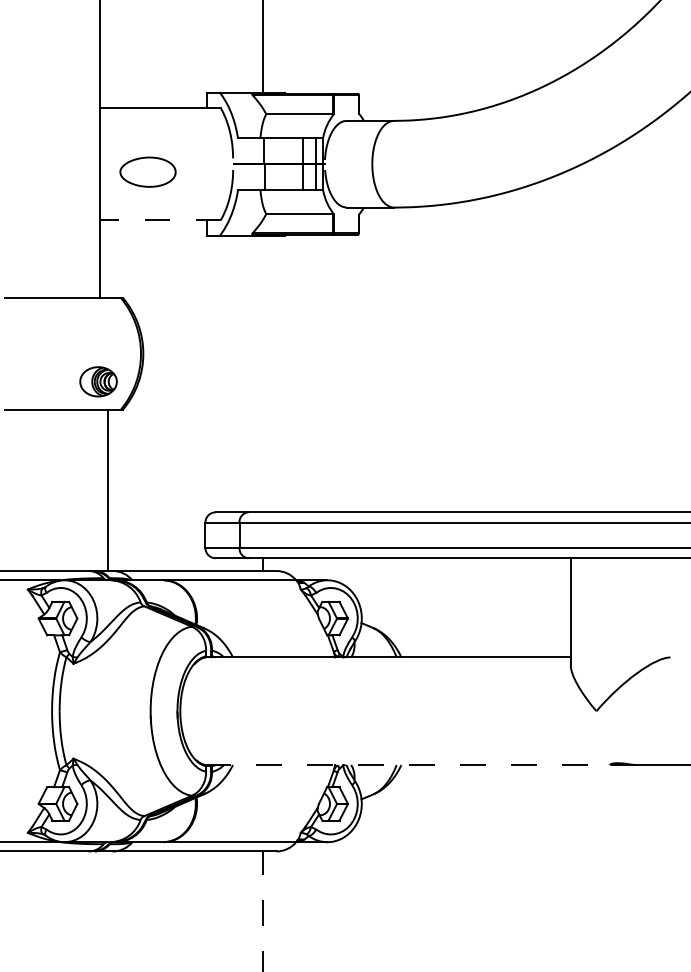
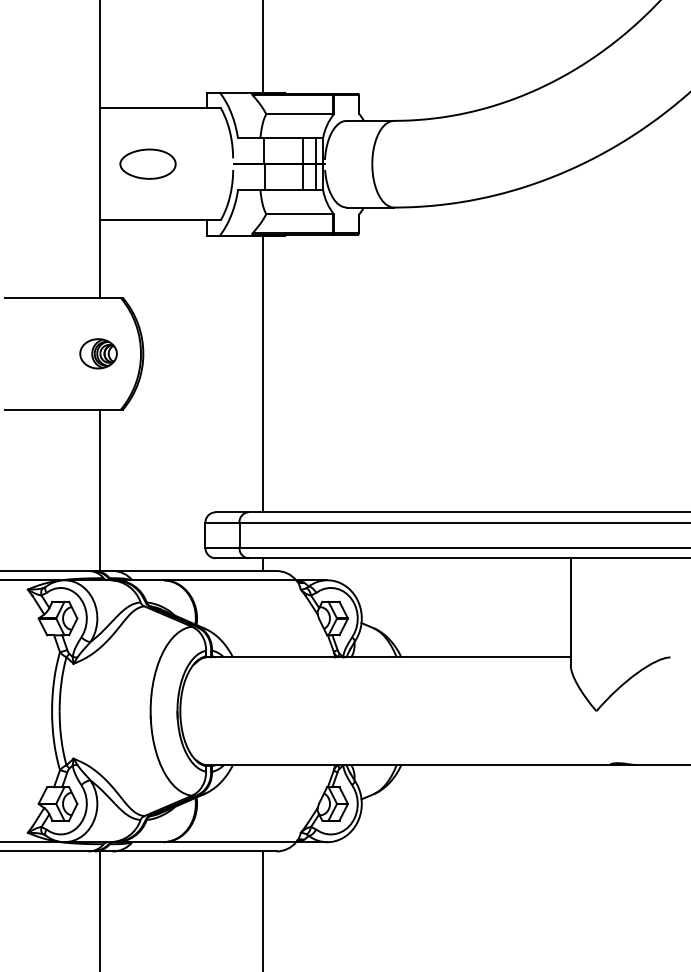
part position: (147, 171) -> (147, 163) (147, 163)
line: dashed -> solid (160, 220)
line: none -> present (263, 373)
part position: (98, 381) -> (98, 353) (98, 353)
line position: (107, 489) -> (99, 489) (99, 489)
line: dashed -> solid (409, 765)
line: none -> present (99, 909)
line: dashed -> solid (263, 911)
